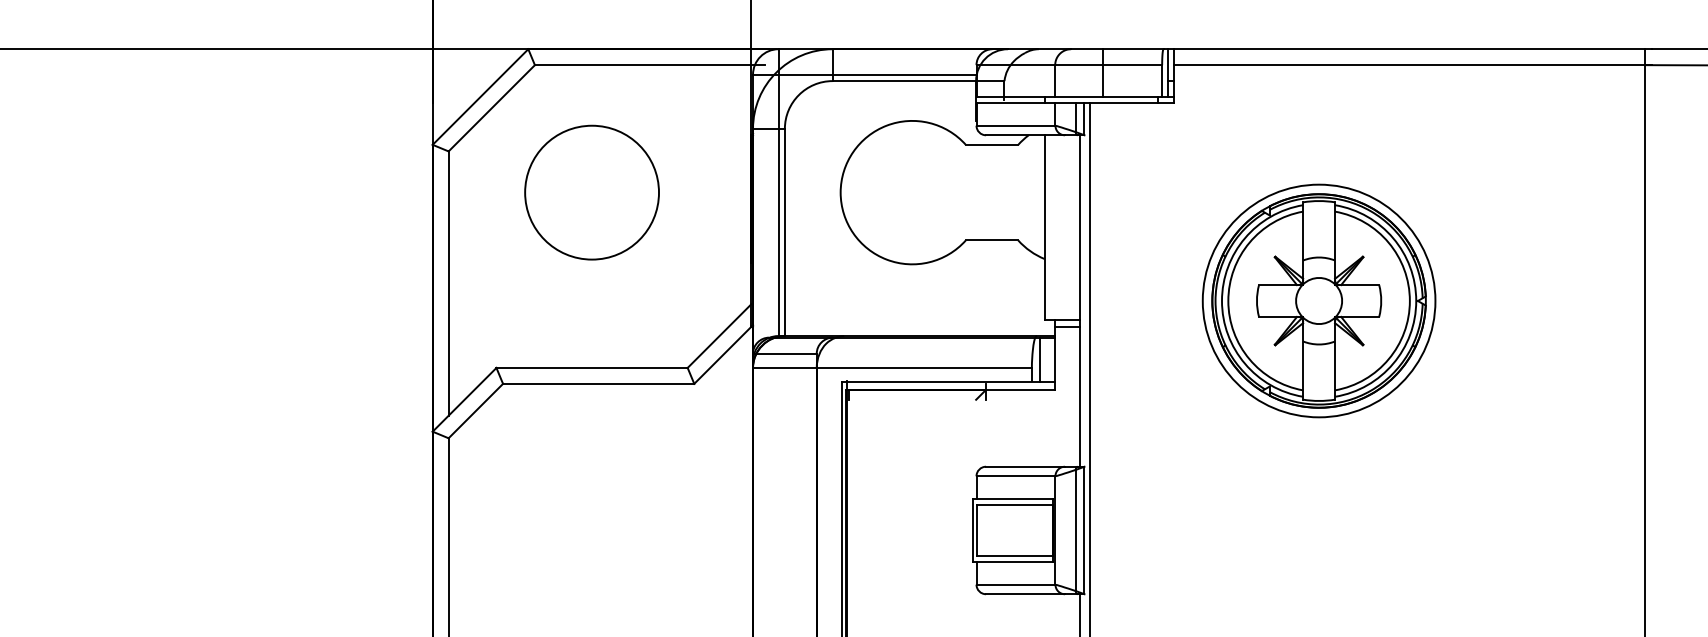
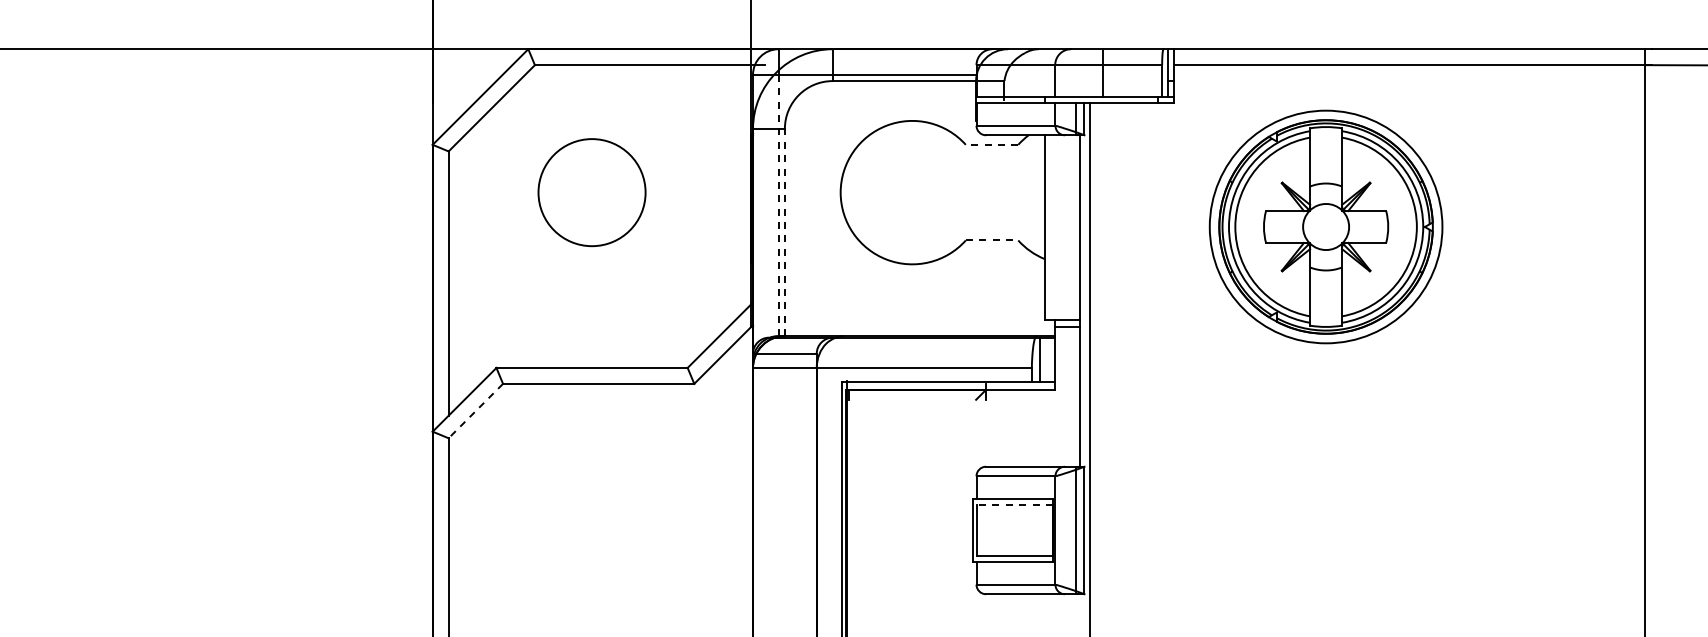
line: solid -> dashed (991, 144)
circle size: 136x137 px -> 110x110 px (591, 192)
line: solid -> dashed (778, 205)
line: solid -> dashed (784, 232)
line: solid -> dashed (992, 240)
part position: (1318, 300) -> (1325, 226) (1325, 226)
line: solid -> dashed (475, 411)
line: solid -> dashed (1014, 504)
line: present -> none (1080, 613)
